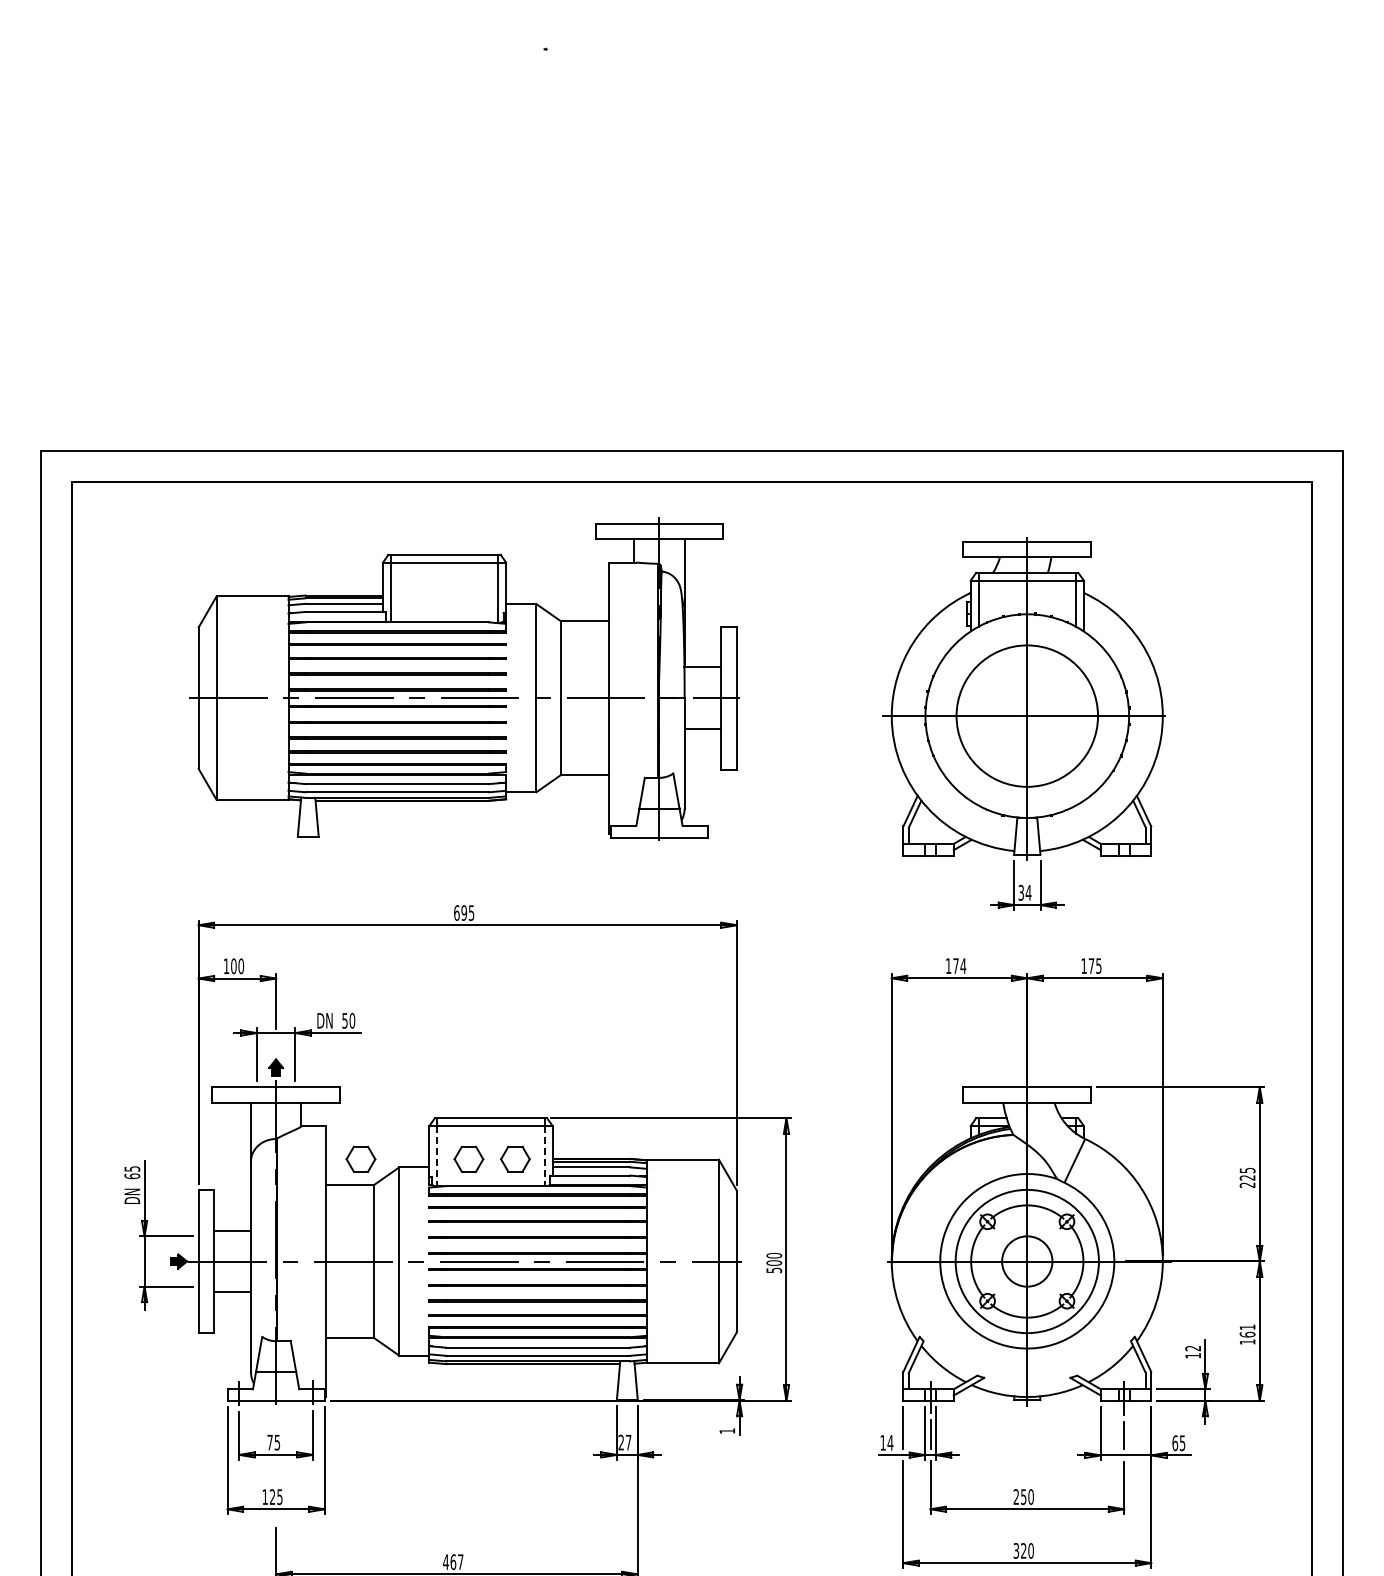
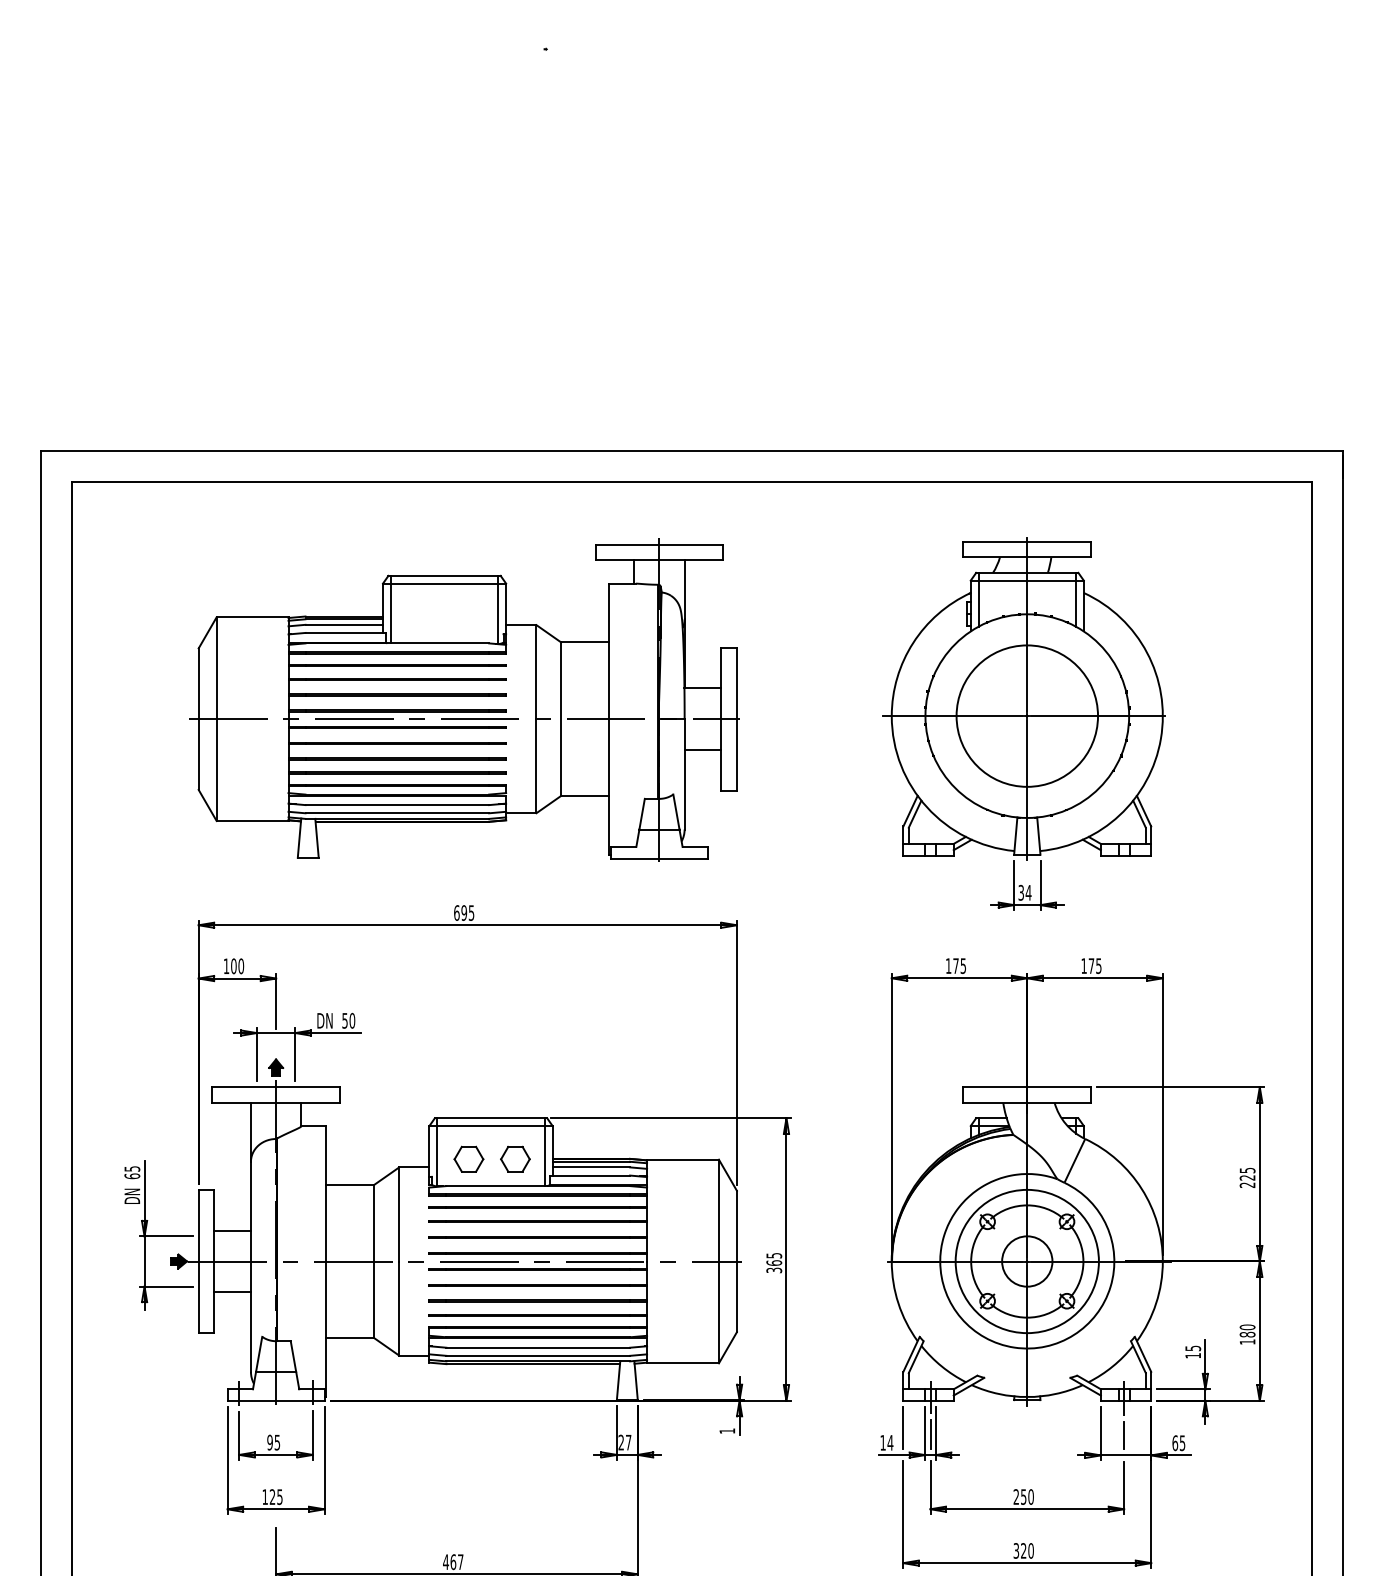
part position: (464, 678) -> (464, 699) (464, 699)
text: 174 -> 175 (963, 966)
line: dashed -> solid (437, 1156)
line: dashed -> solid (544, 1156)
part: present -> none (360, 1158)
text: 500 -> 365 (774, 1262)
text: 161 -> 180 (1247, 1330)
text: 12 -> 15 (1193, 1348)
text: 75 -> 95 (269, 1442)
